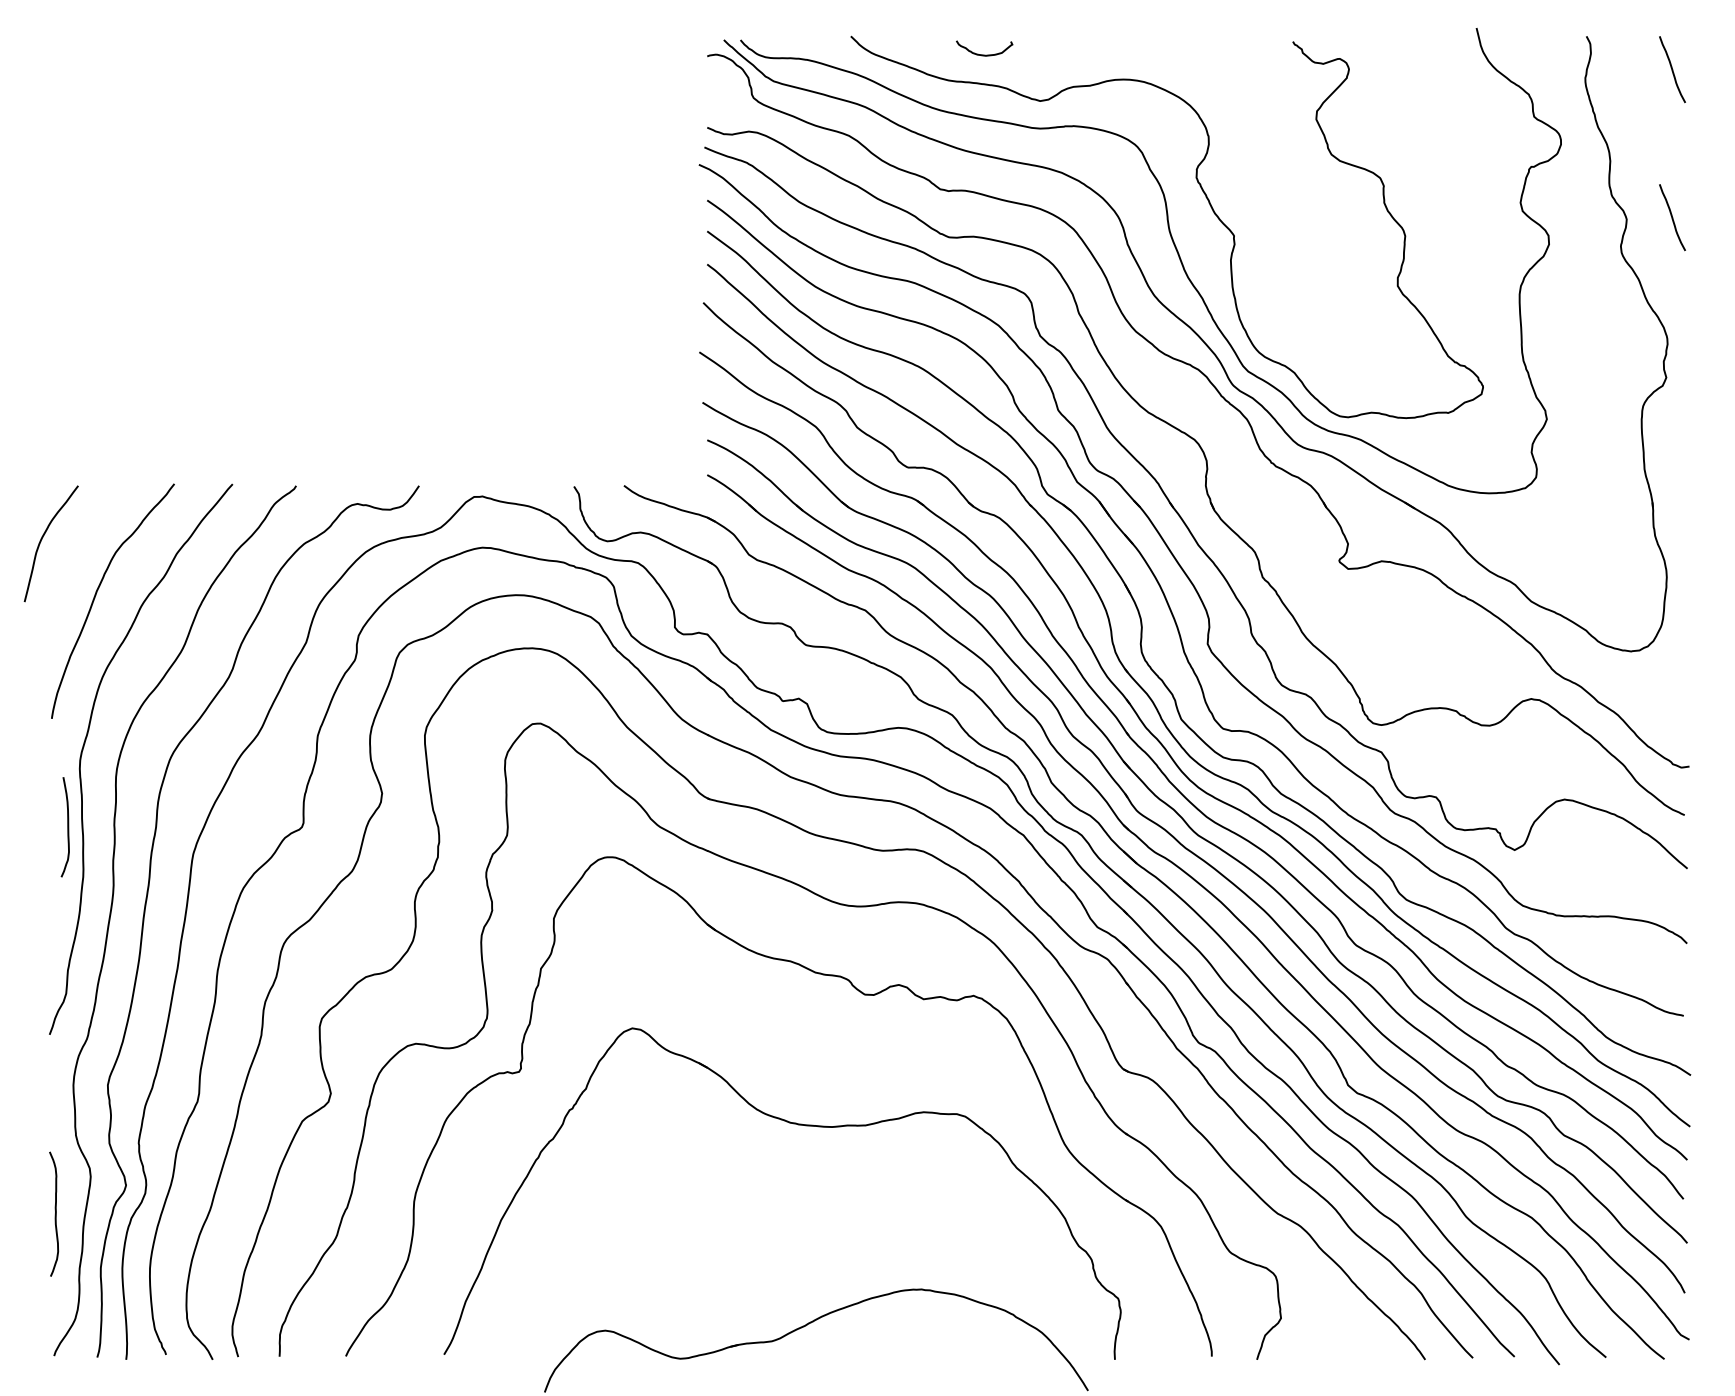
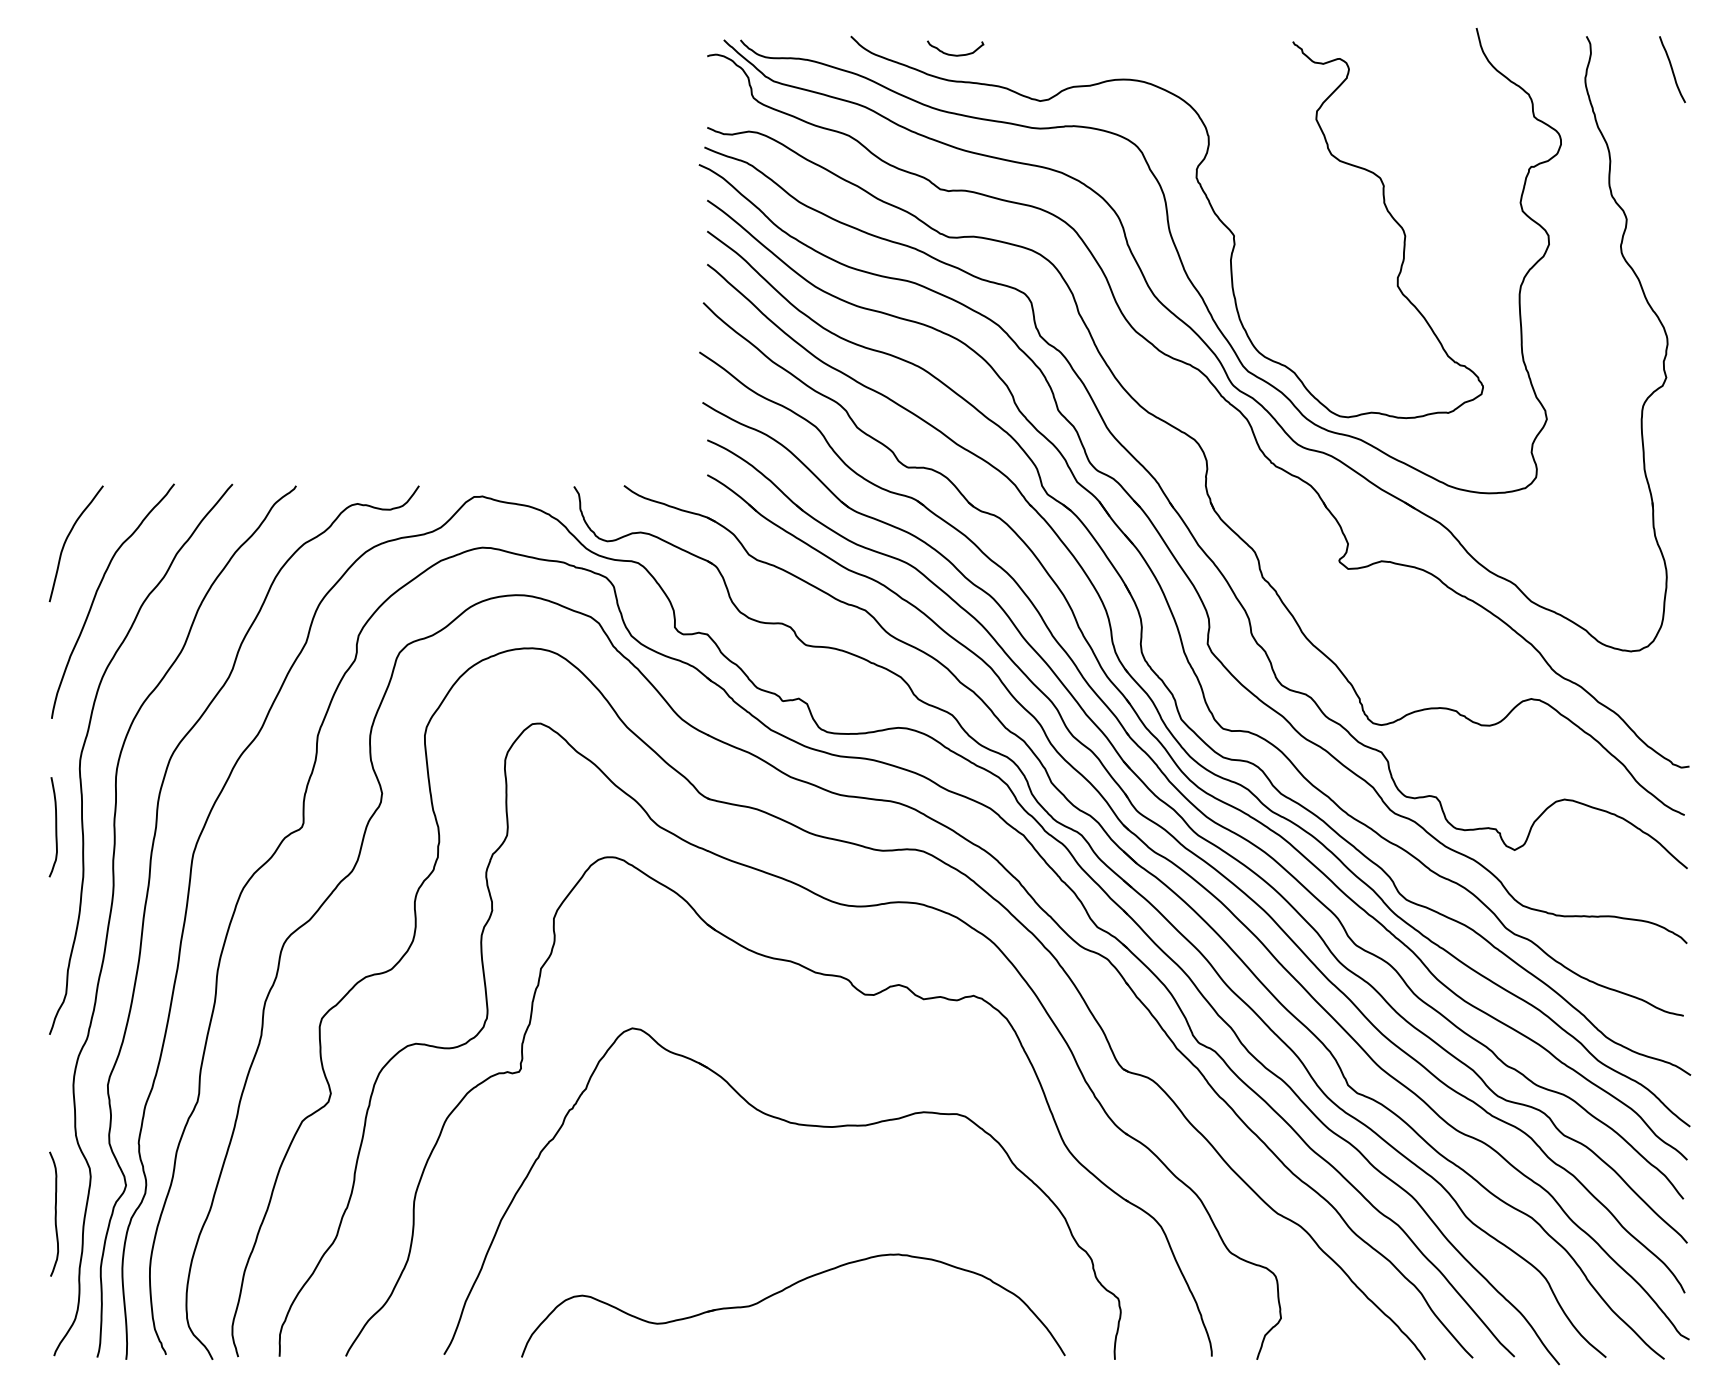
curve position: (984, 54) -> (955, 54) (955, 54)
curve: present -> none (1672, 217)
curve position: (42, 539) -> (67, 539) (67, 539)
curve position: (67, 827) -> (55, 827) (55, 827)
part position: (809, 1324) -> (786, 1289) (786, 1289)
